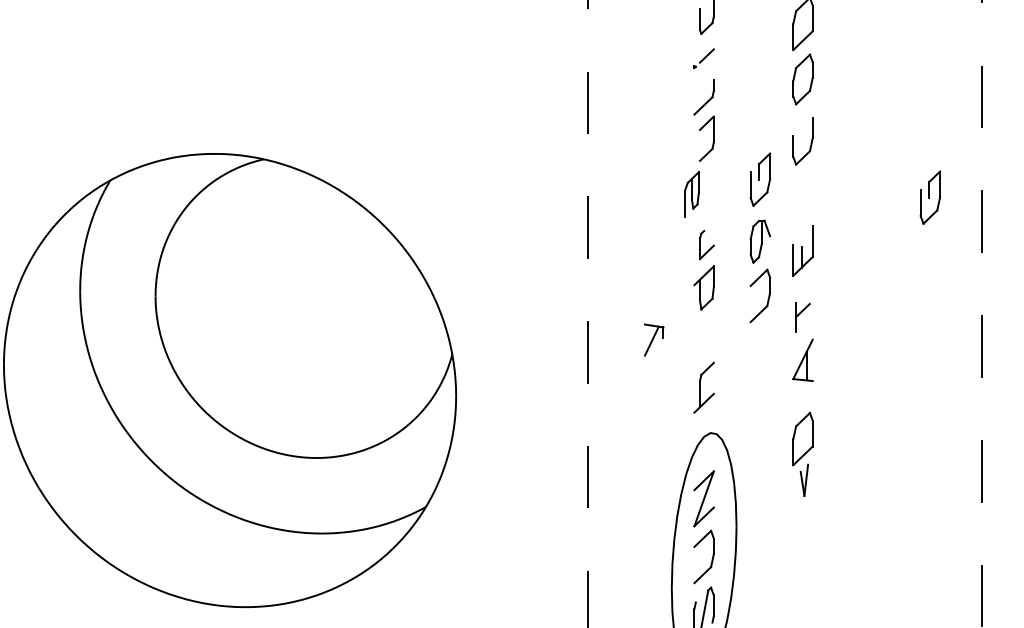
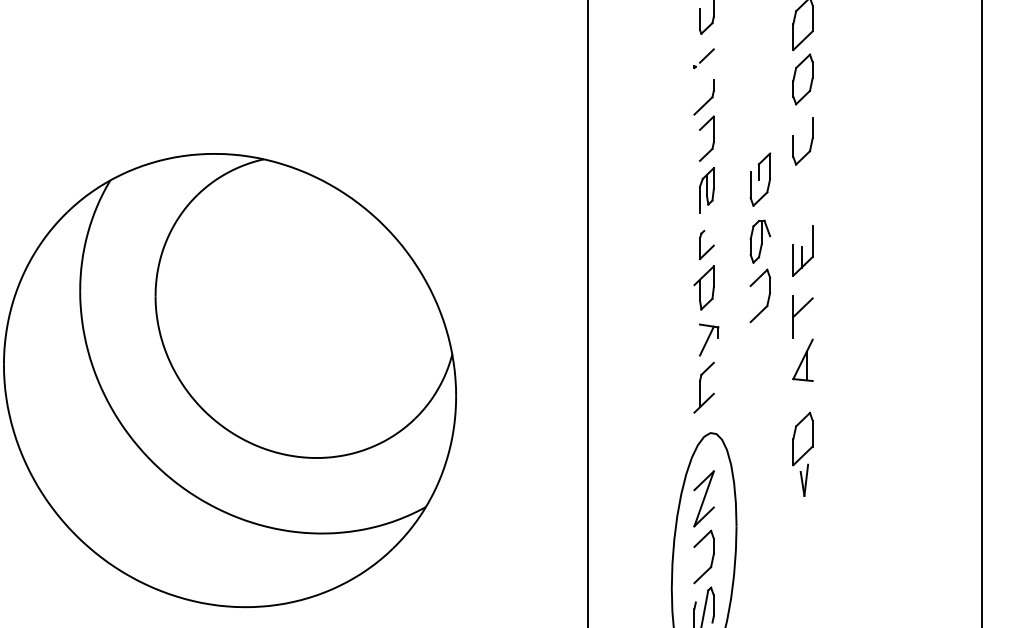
part position: (691, 194) -> (706, 190) (706, 190)
part: present -> none (930, 197)
line: dashed -> solid (588, 313)
line: dashed -> solid (982, 314)
part size: 16x31 px -> 22x44 px (802, 316)
part position: (654, 339) -> (709, 339) (709, 339)
